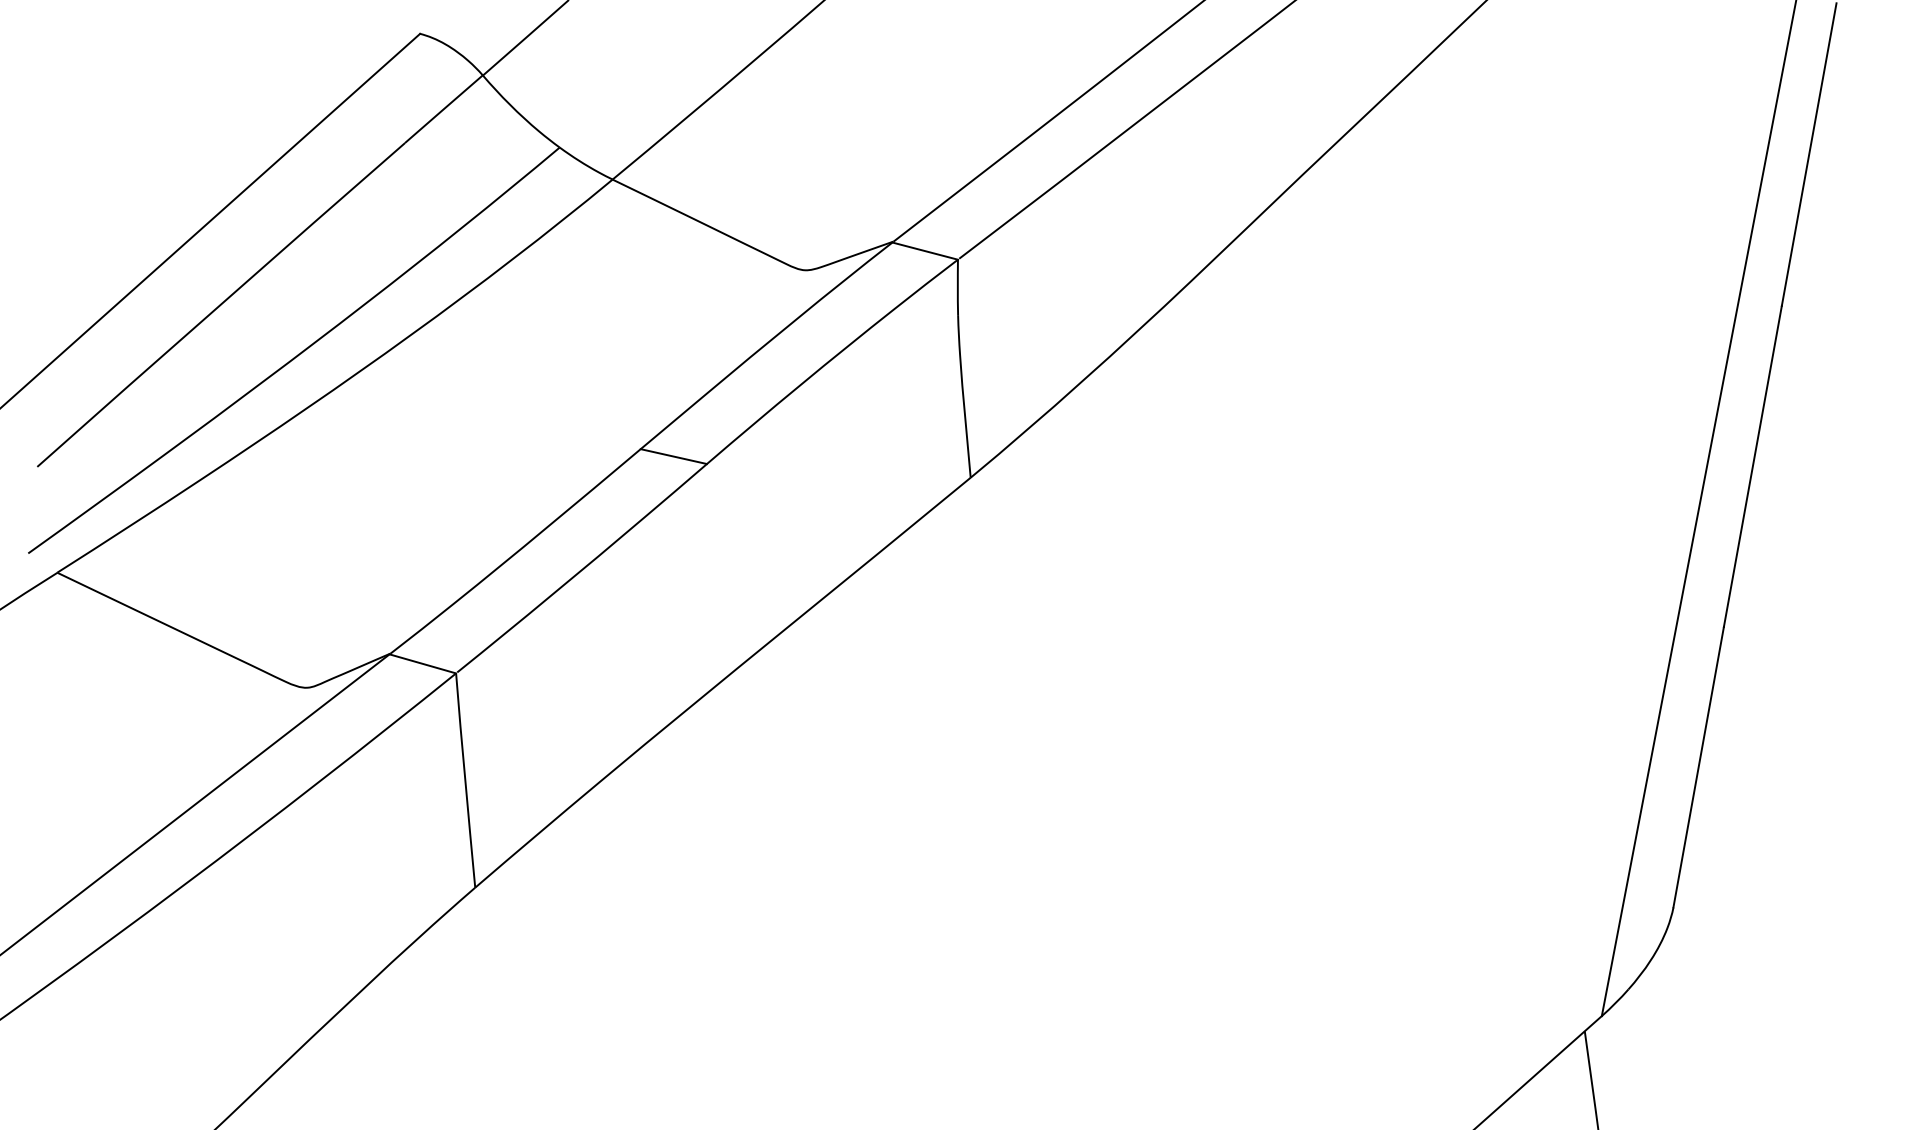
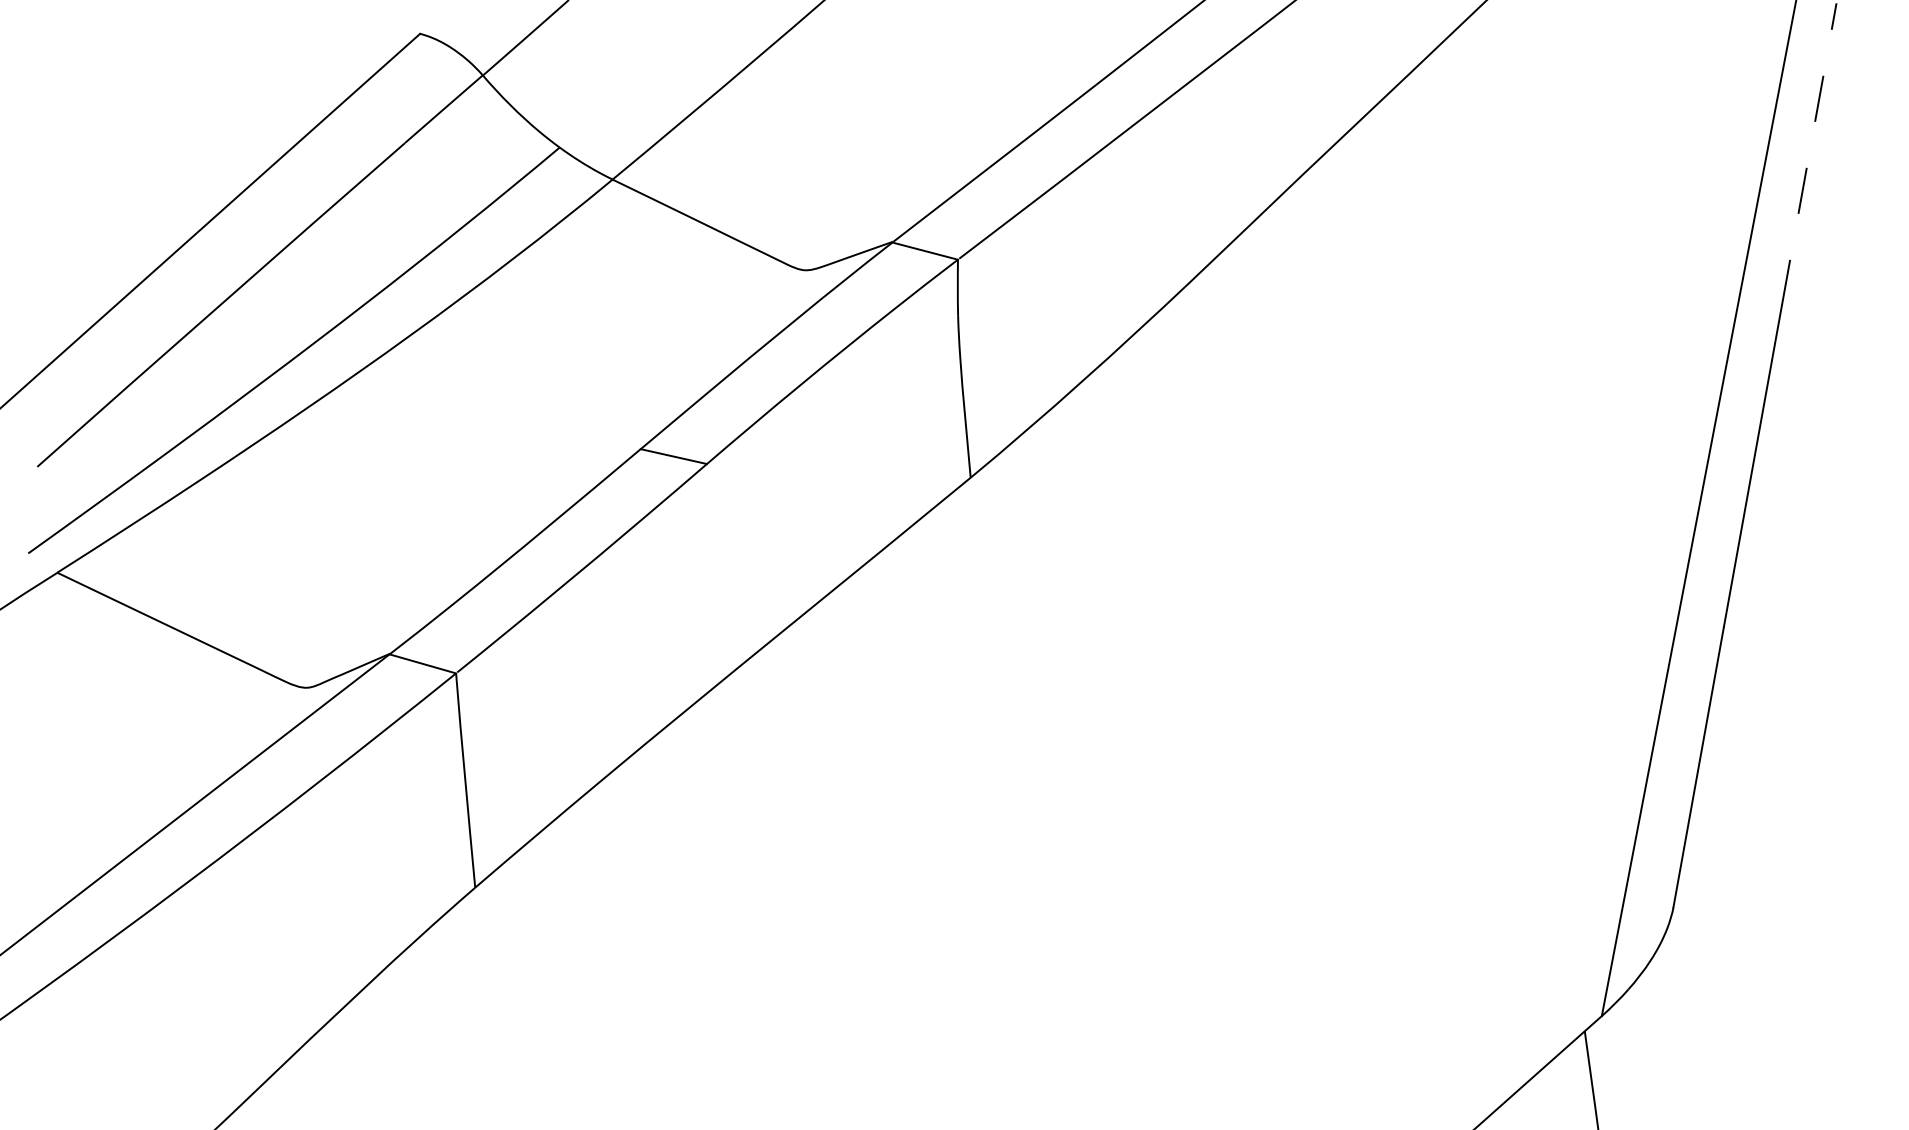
line: solid -> dashed (1809, 154)
